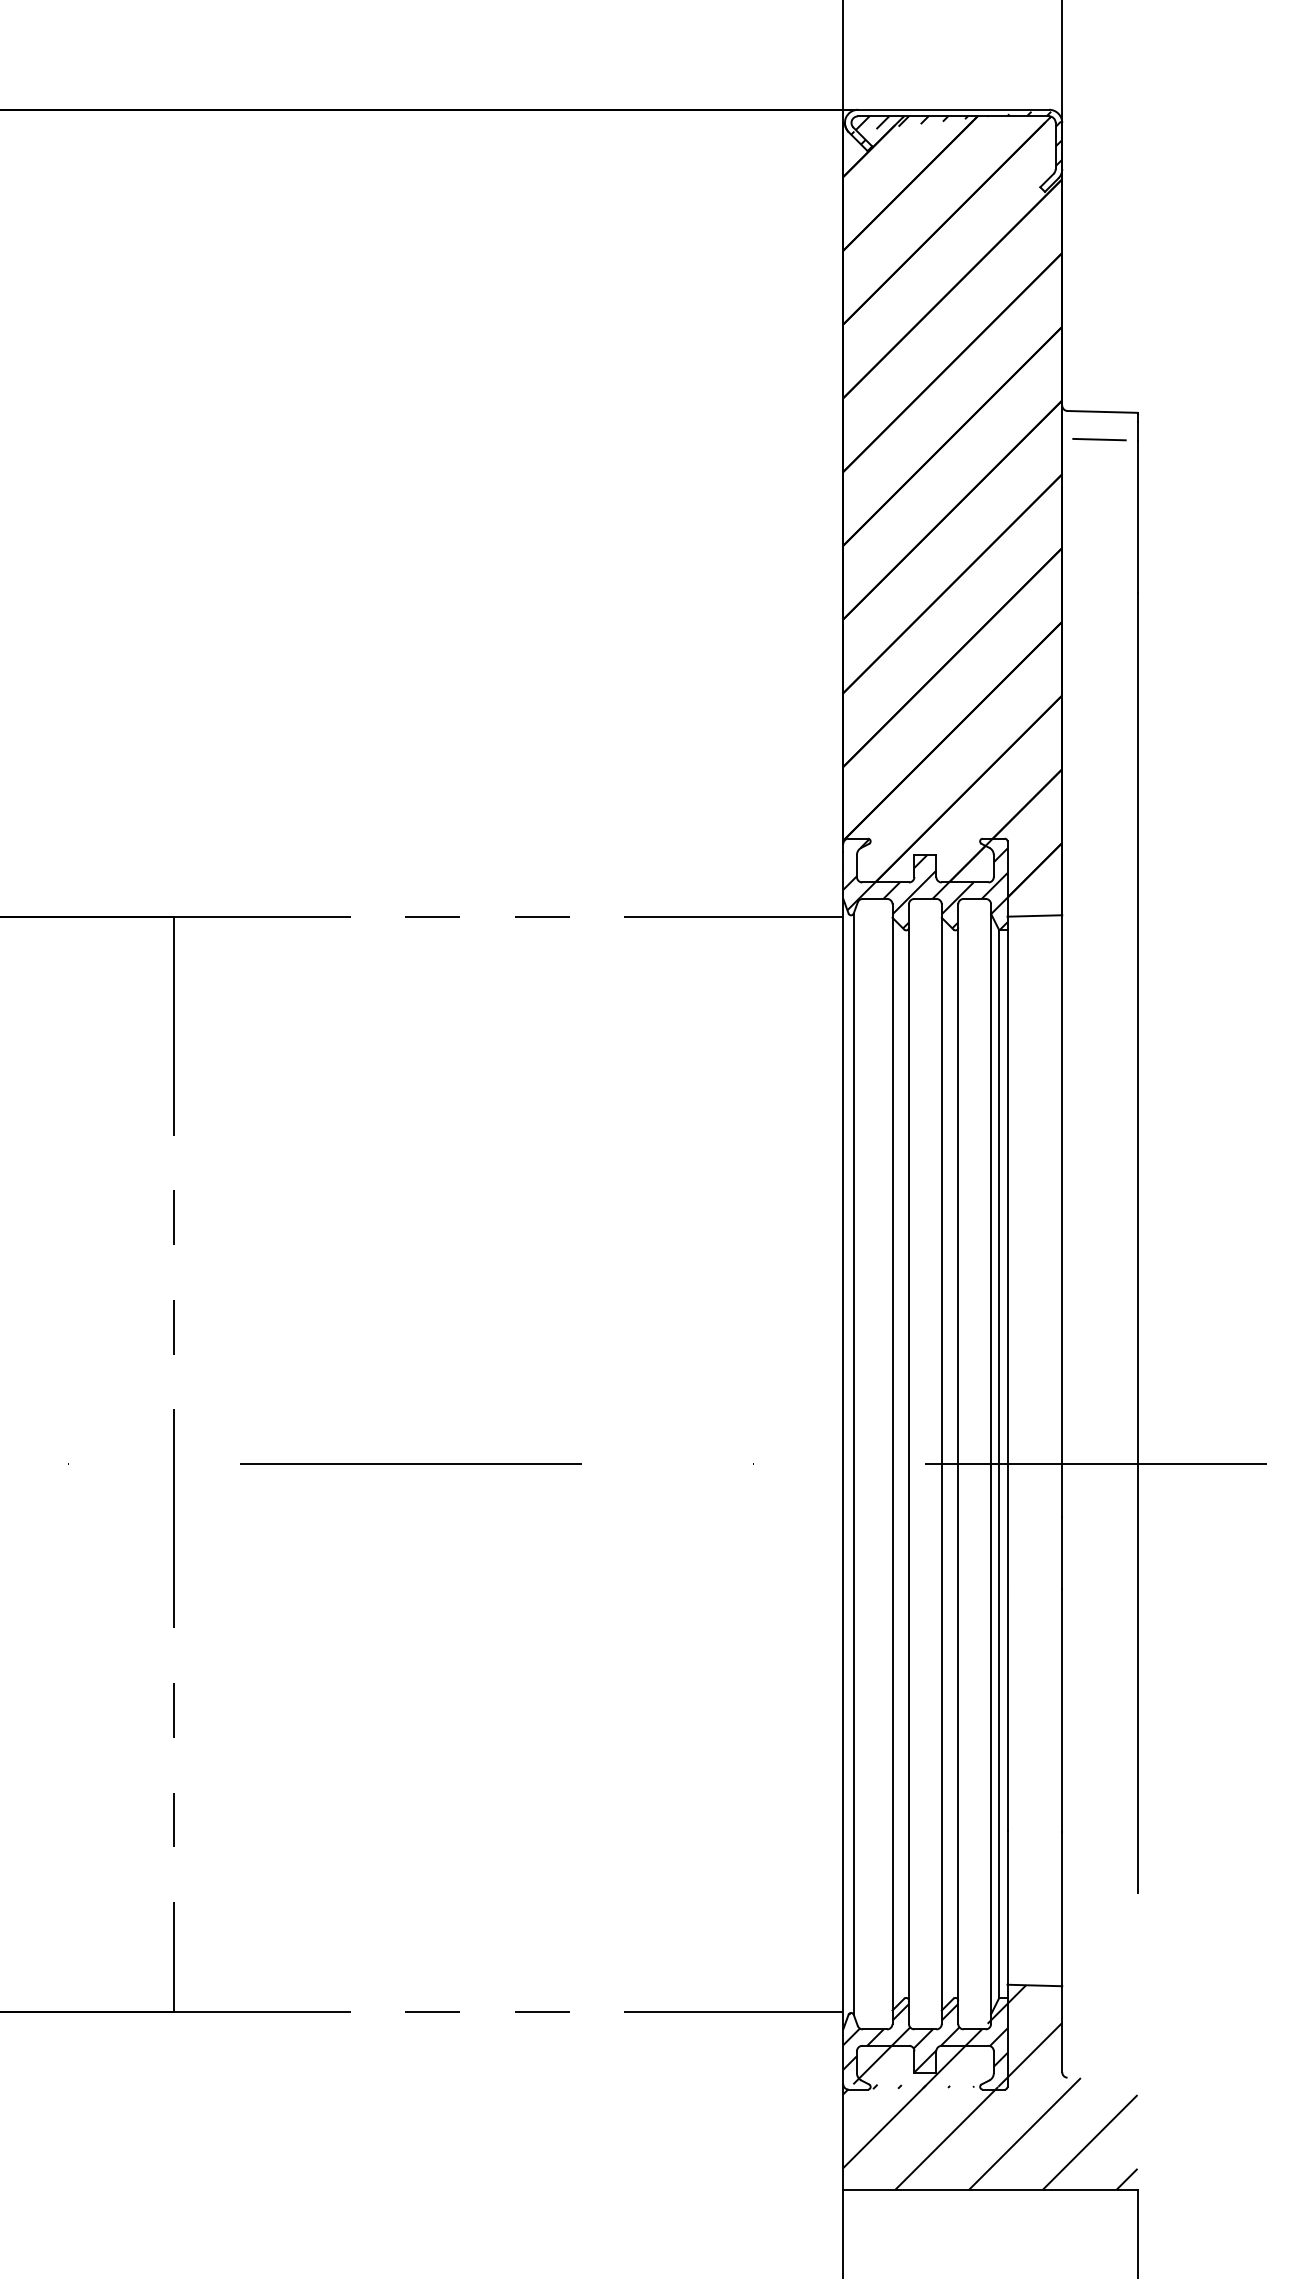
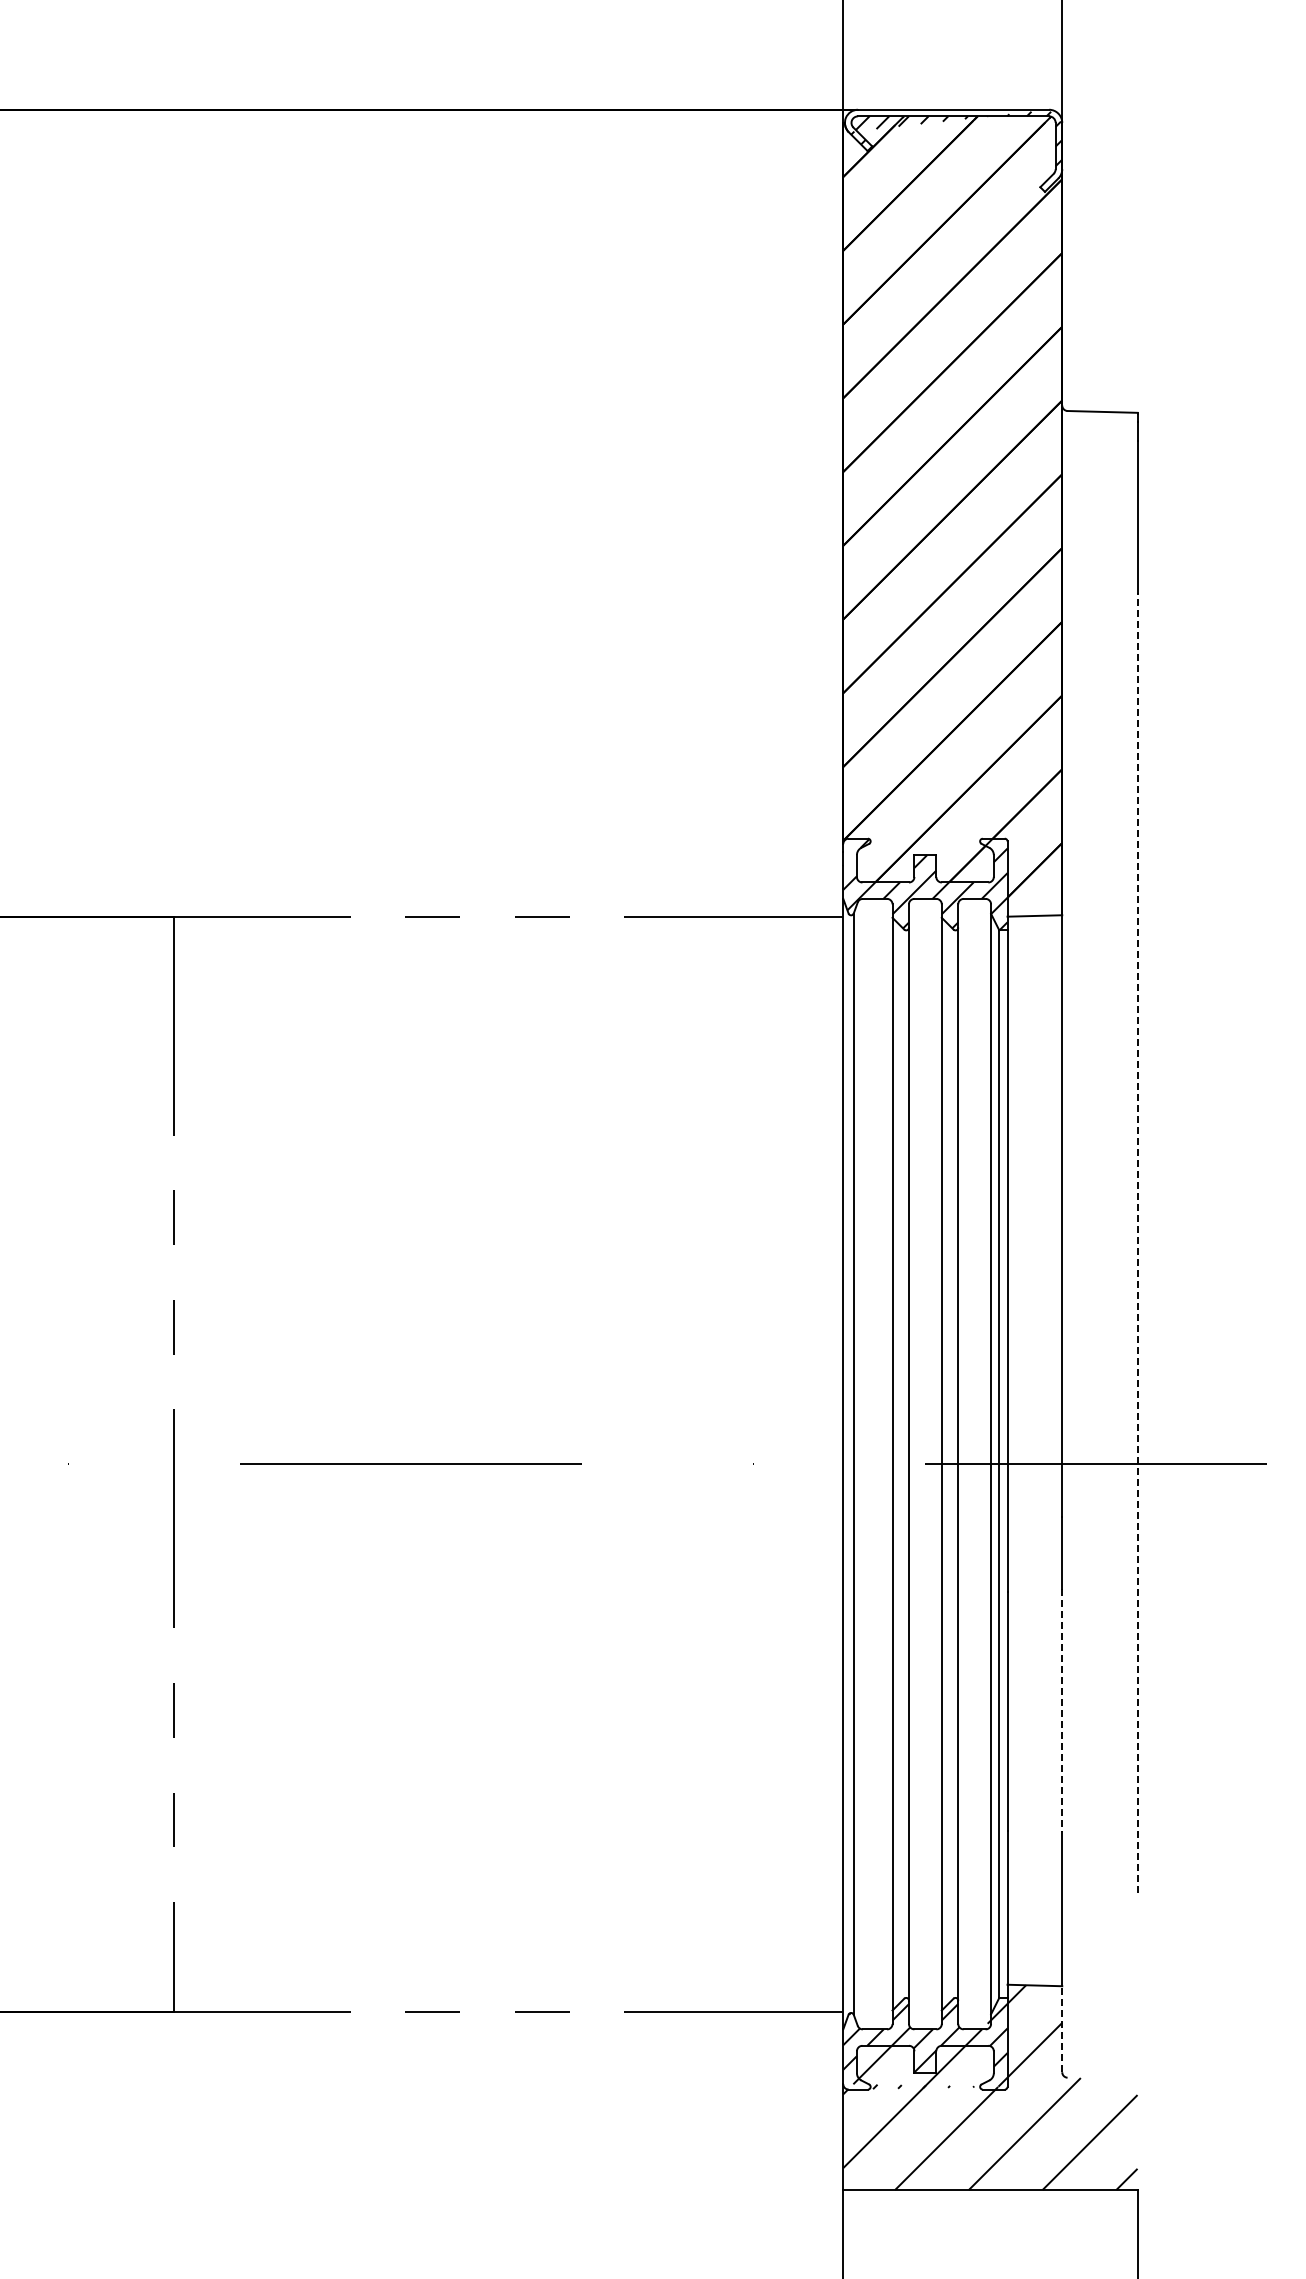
line: present -> none (1099, 439)
line: solid -> dashed (1137, 1243)
line: solid -> dashed (1062, 1711)
line: solid -> dashed (1062, 2028)
